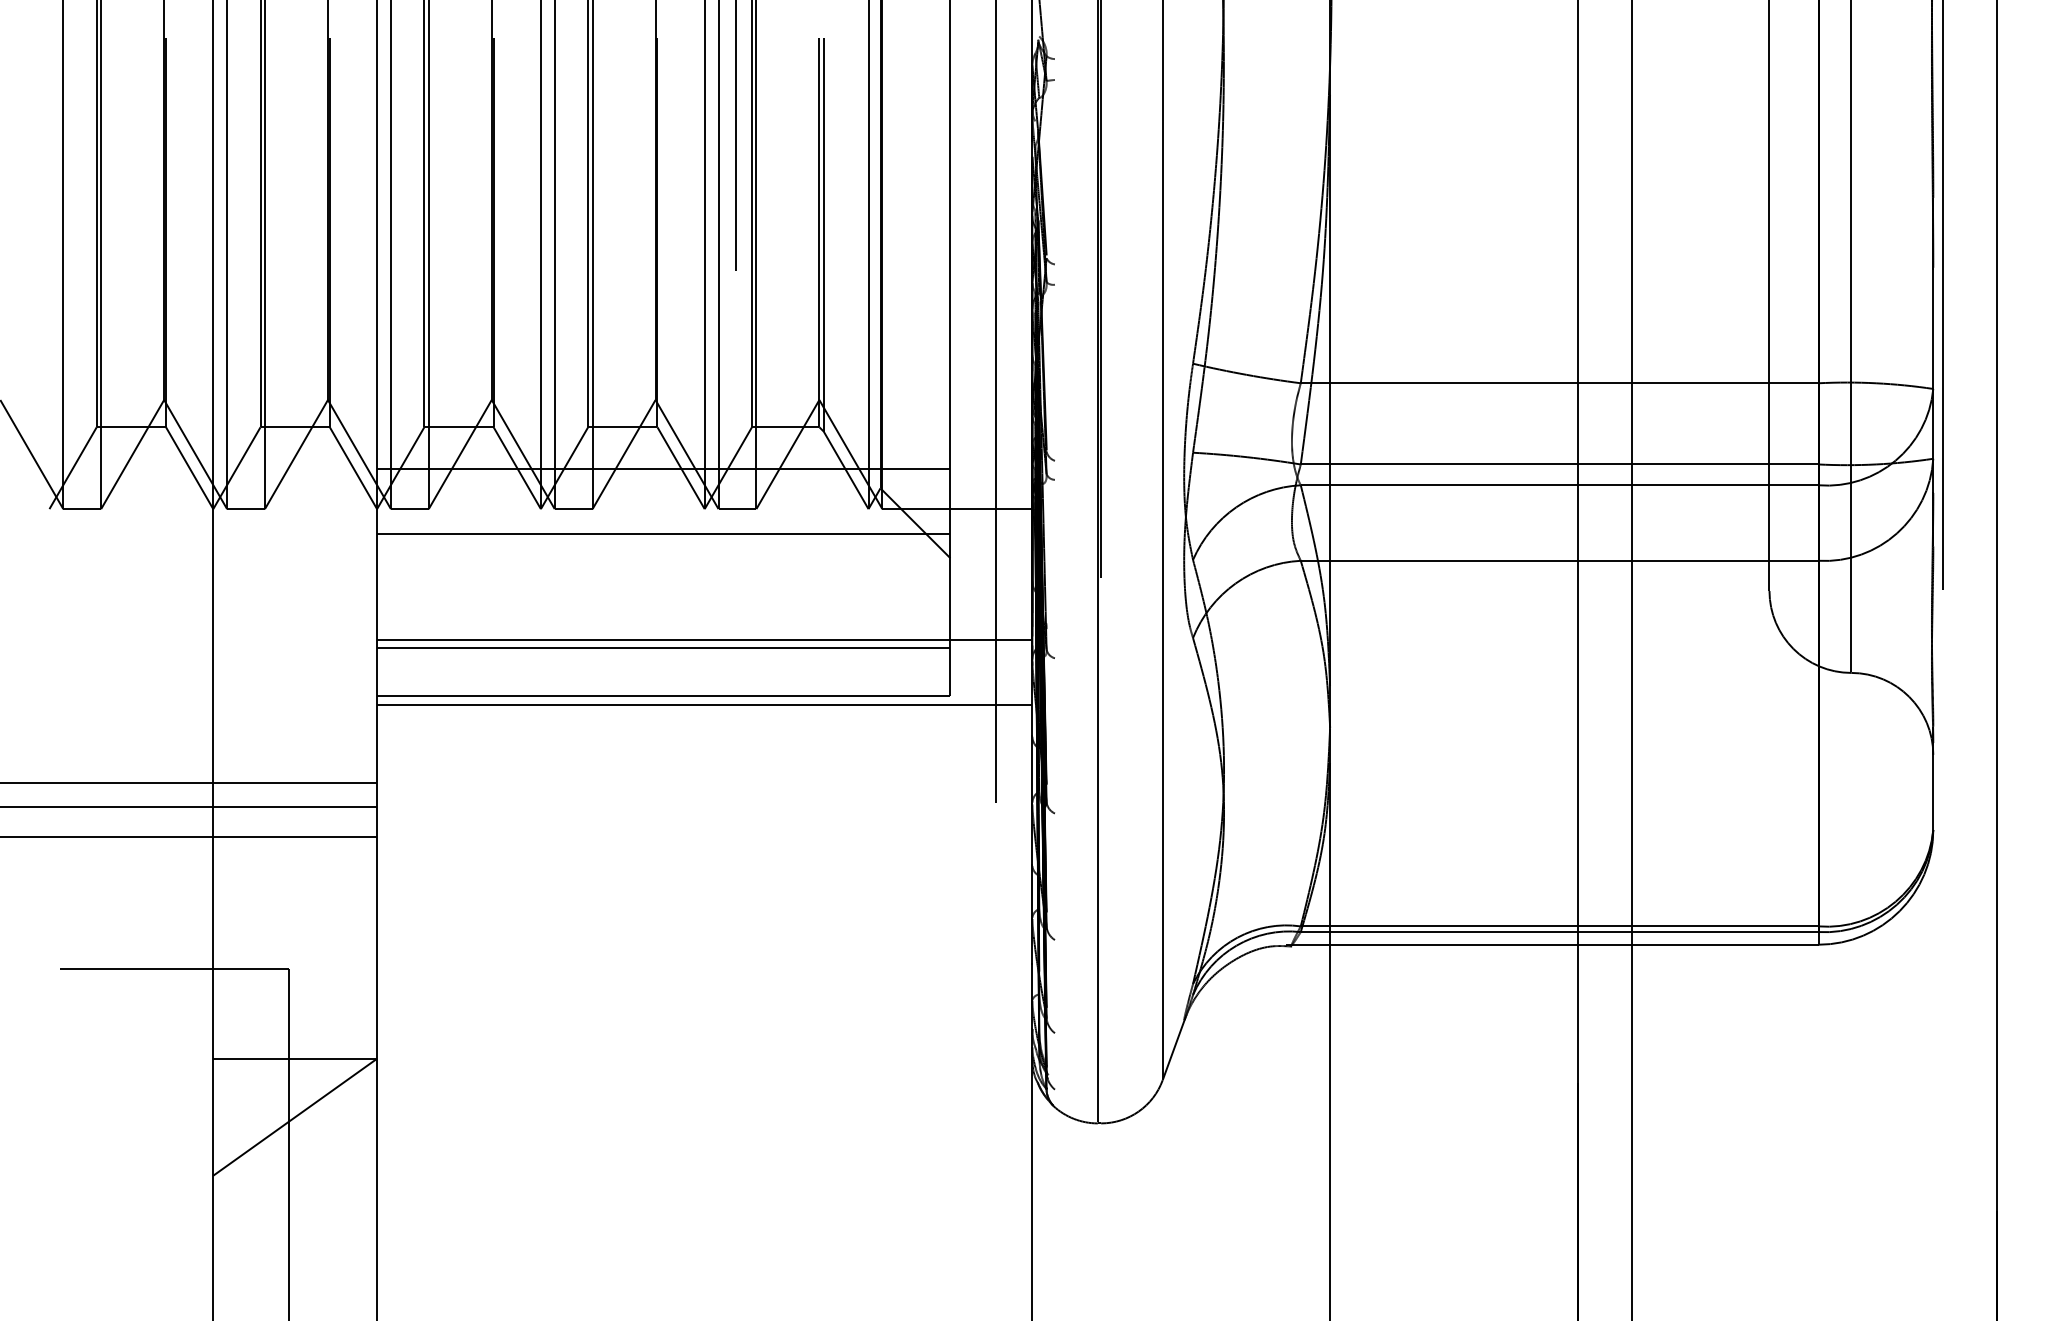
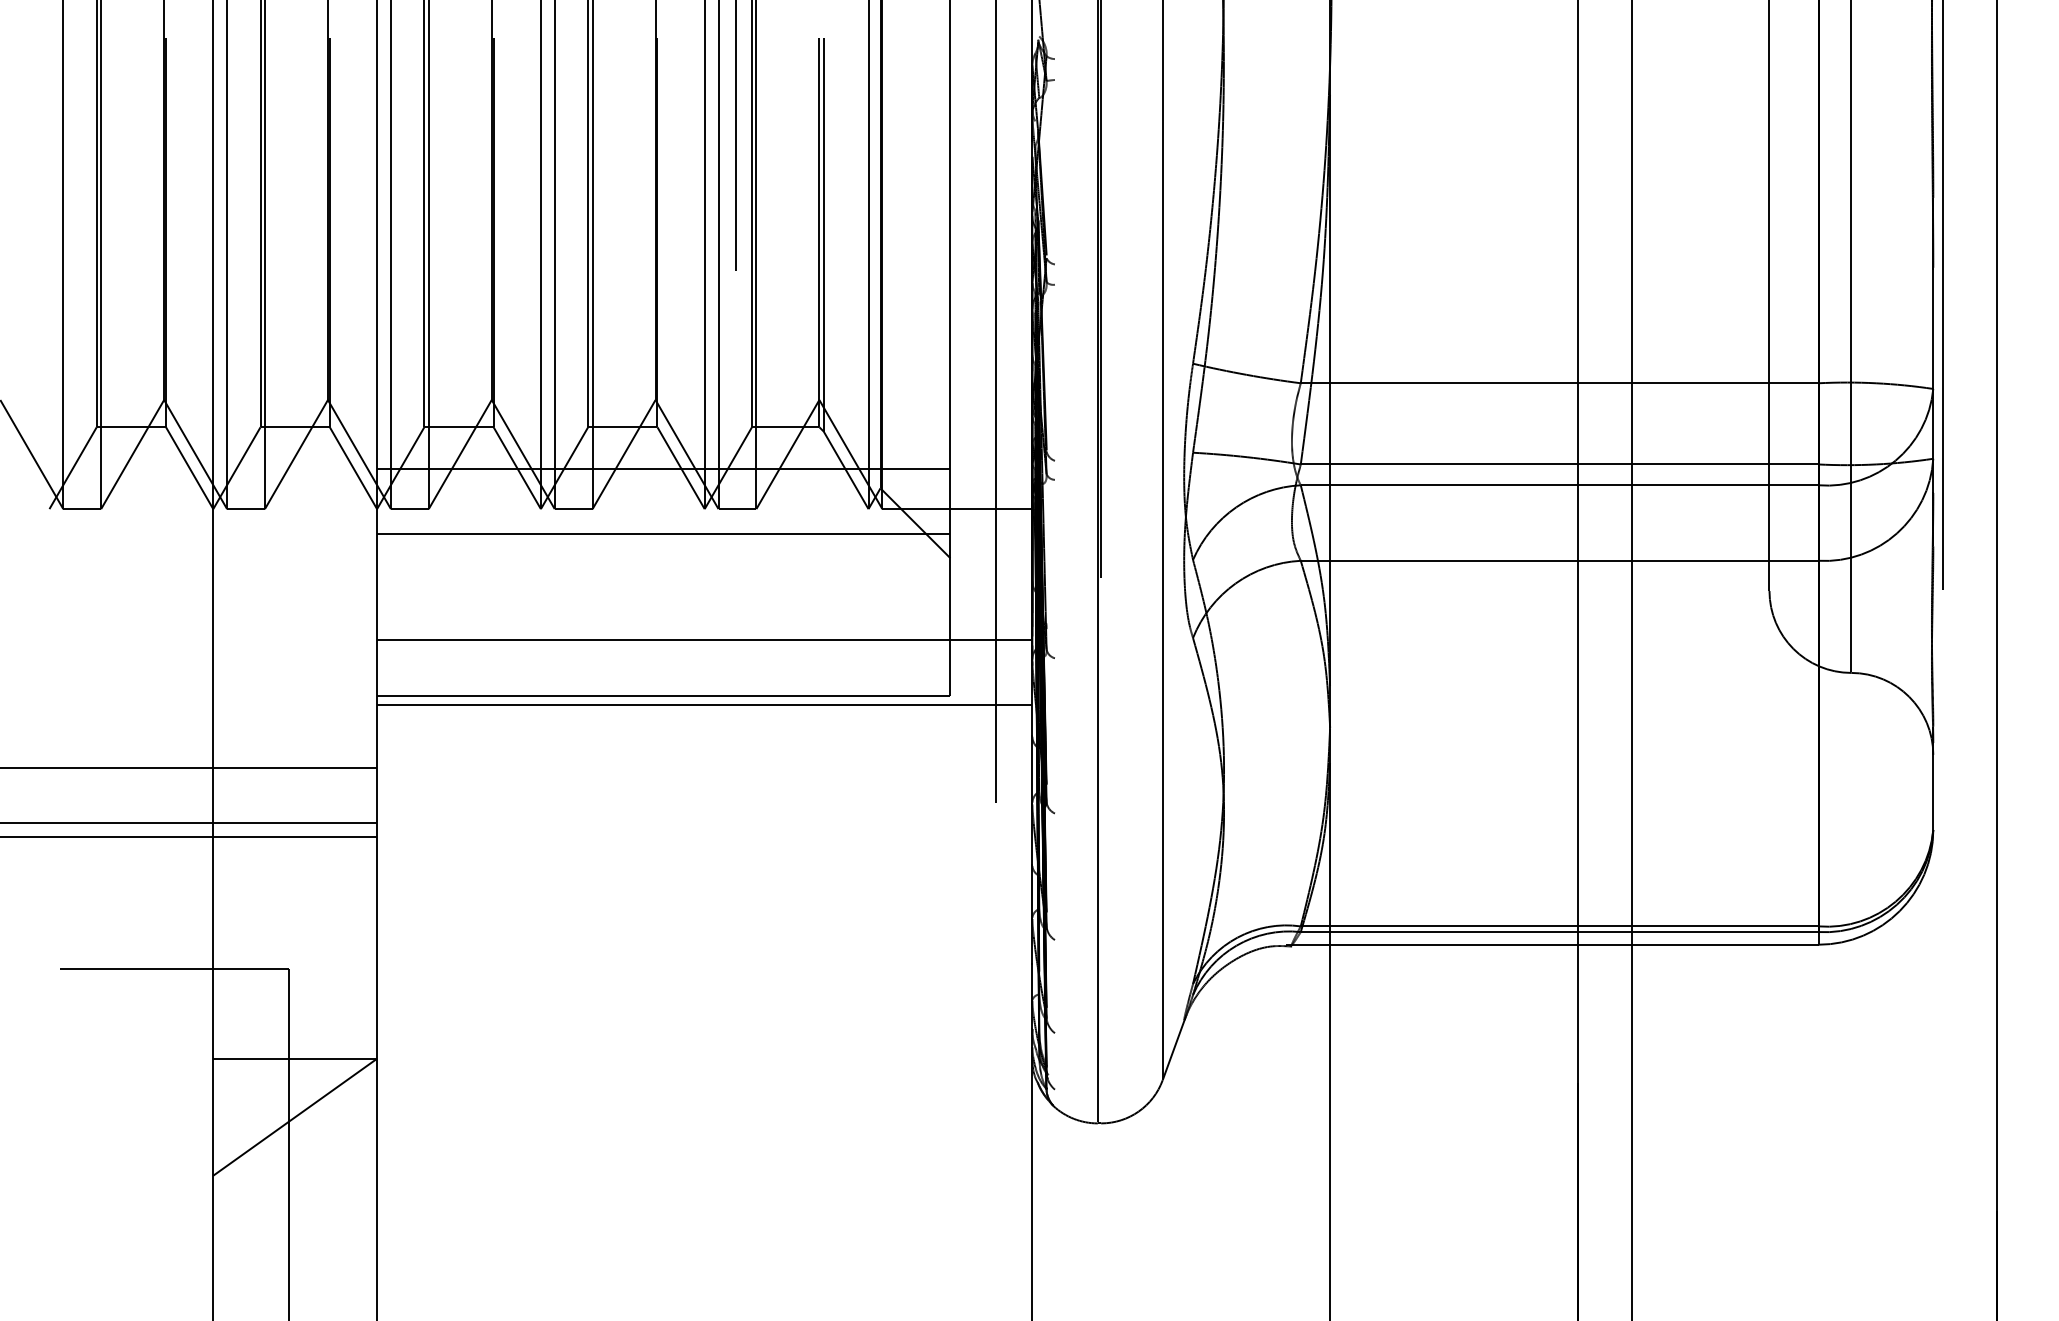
line: present -> none (663, 648)
line position: (189, 782) -> (189, 767) (189, 767)
line position: (189, 806) -> (189, 822) (189, 822)
